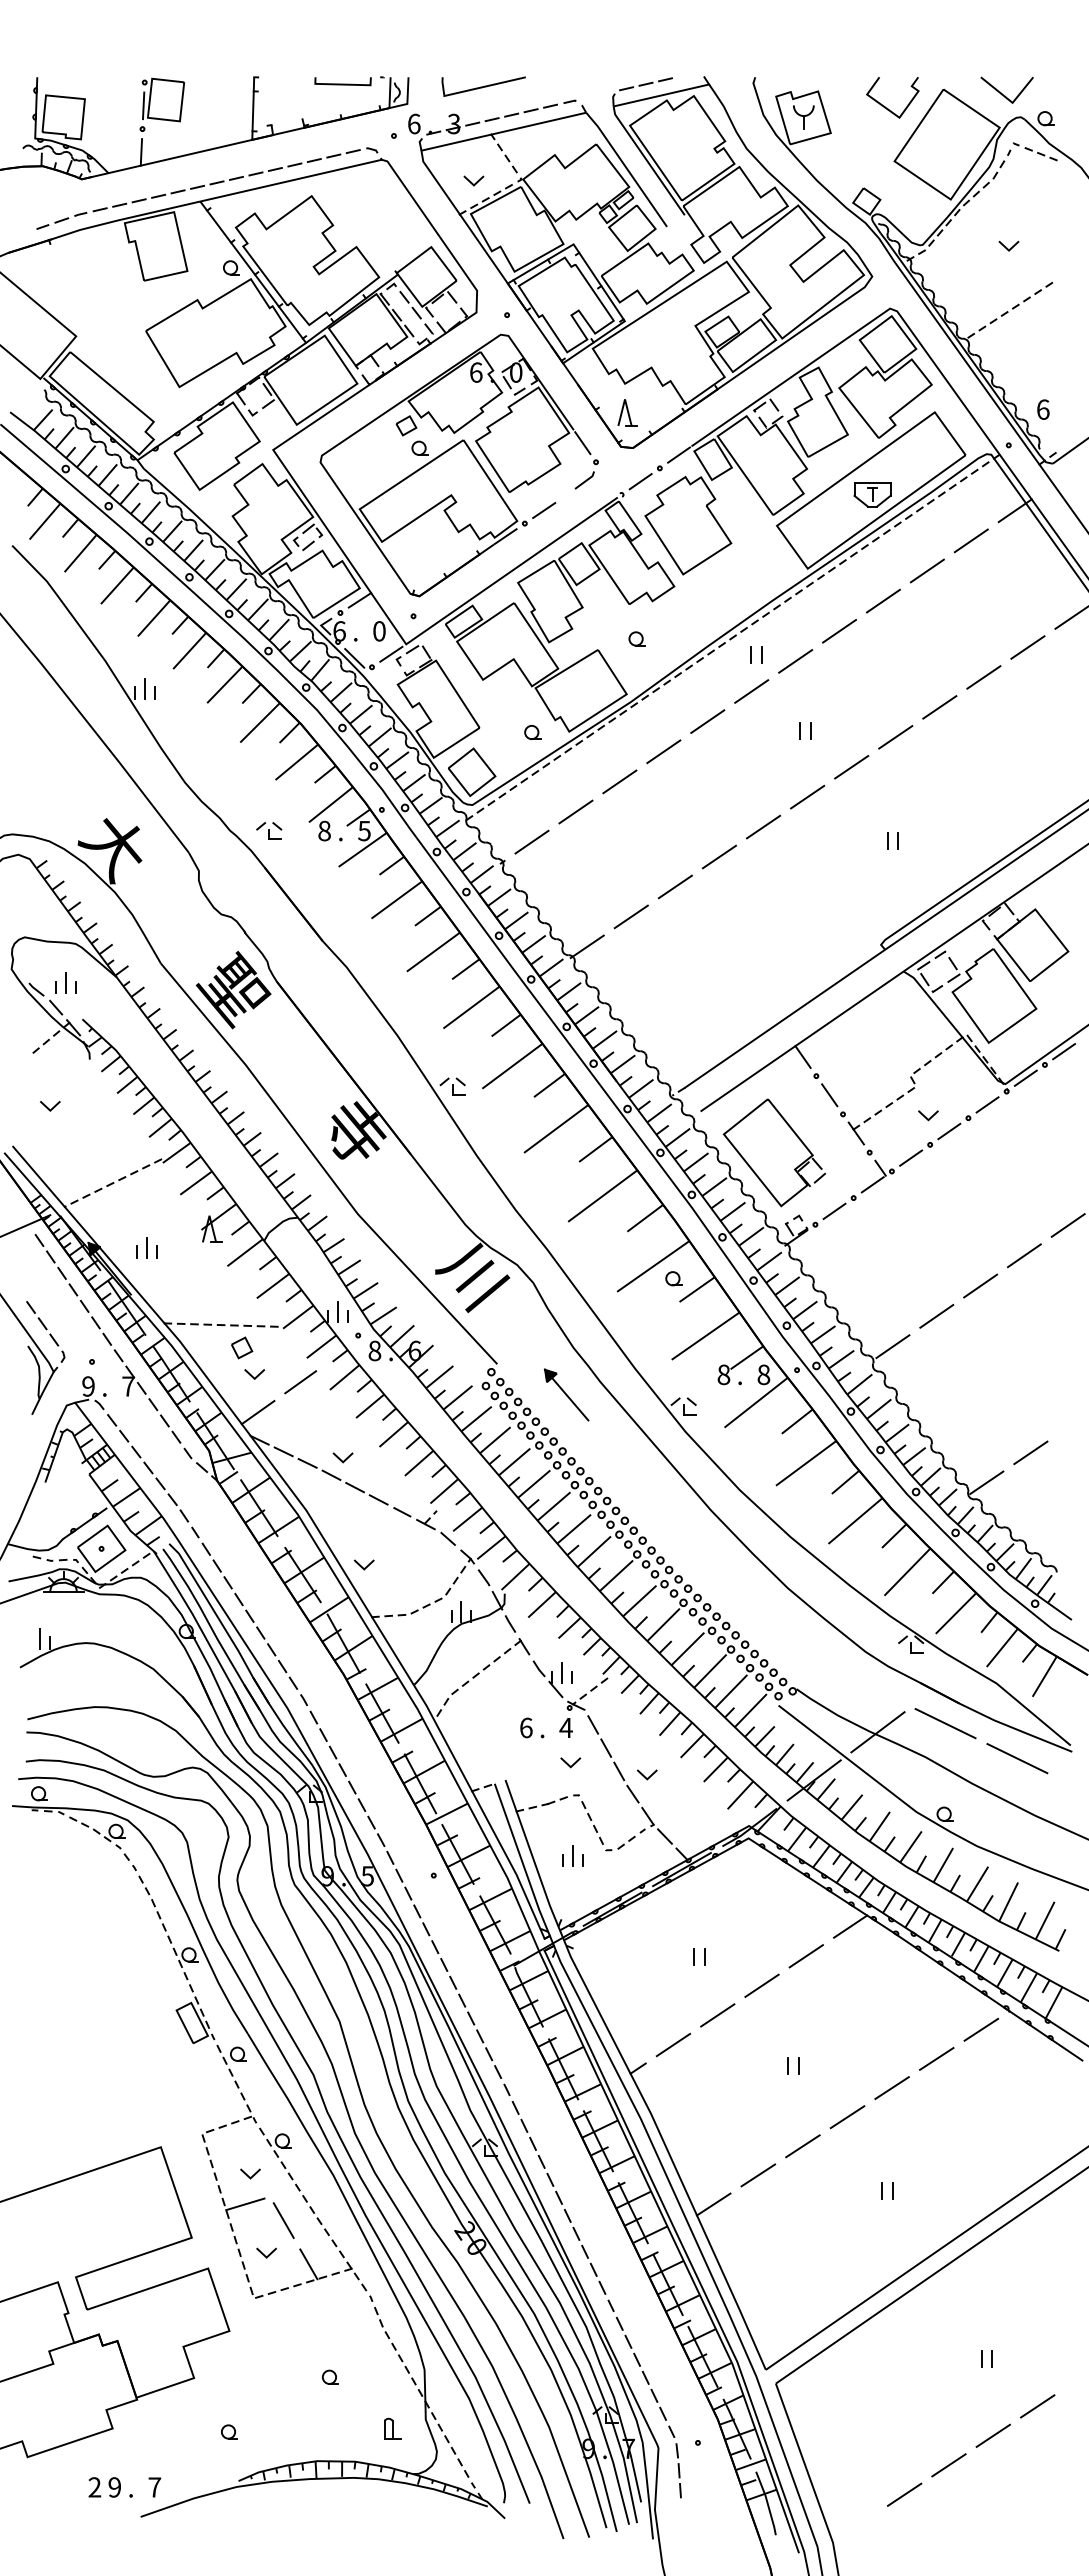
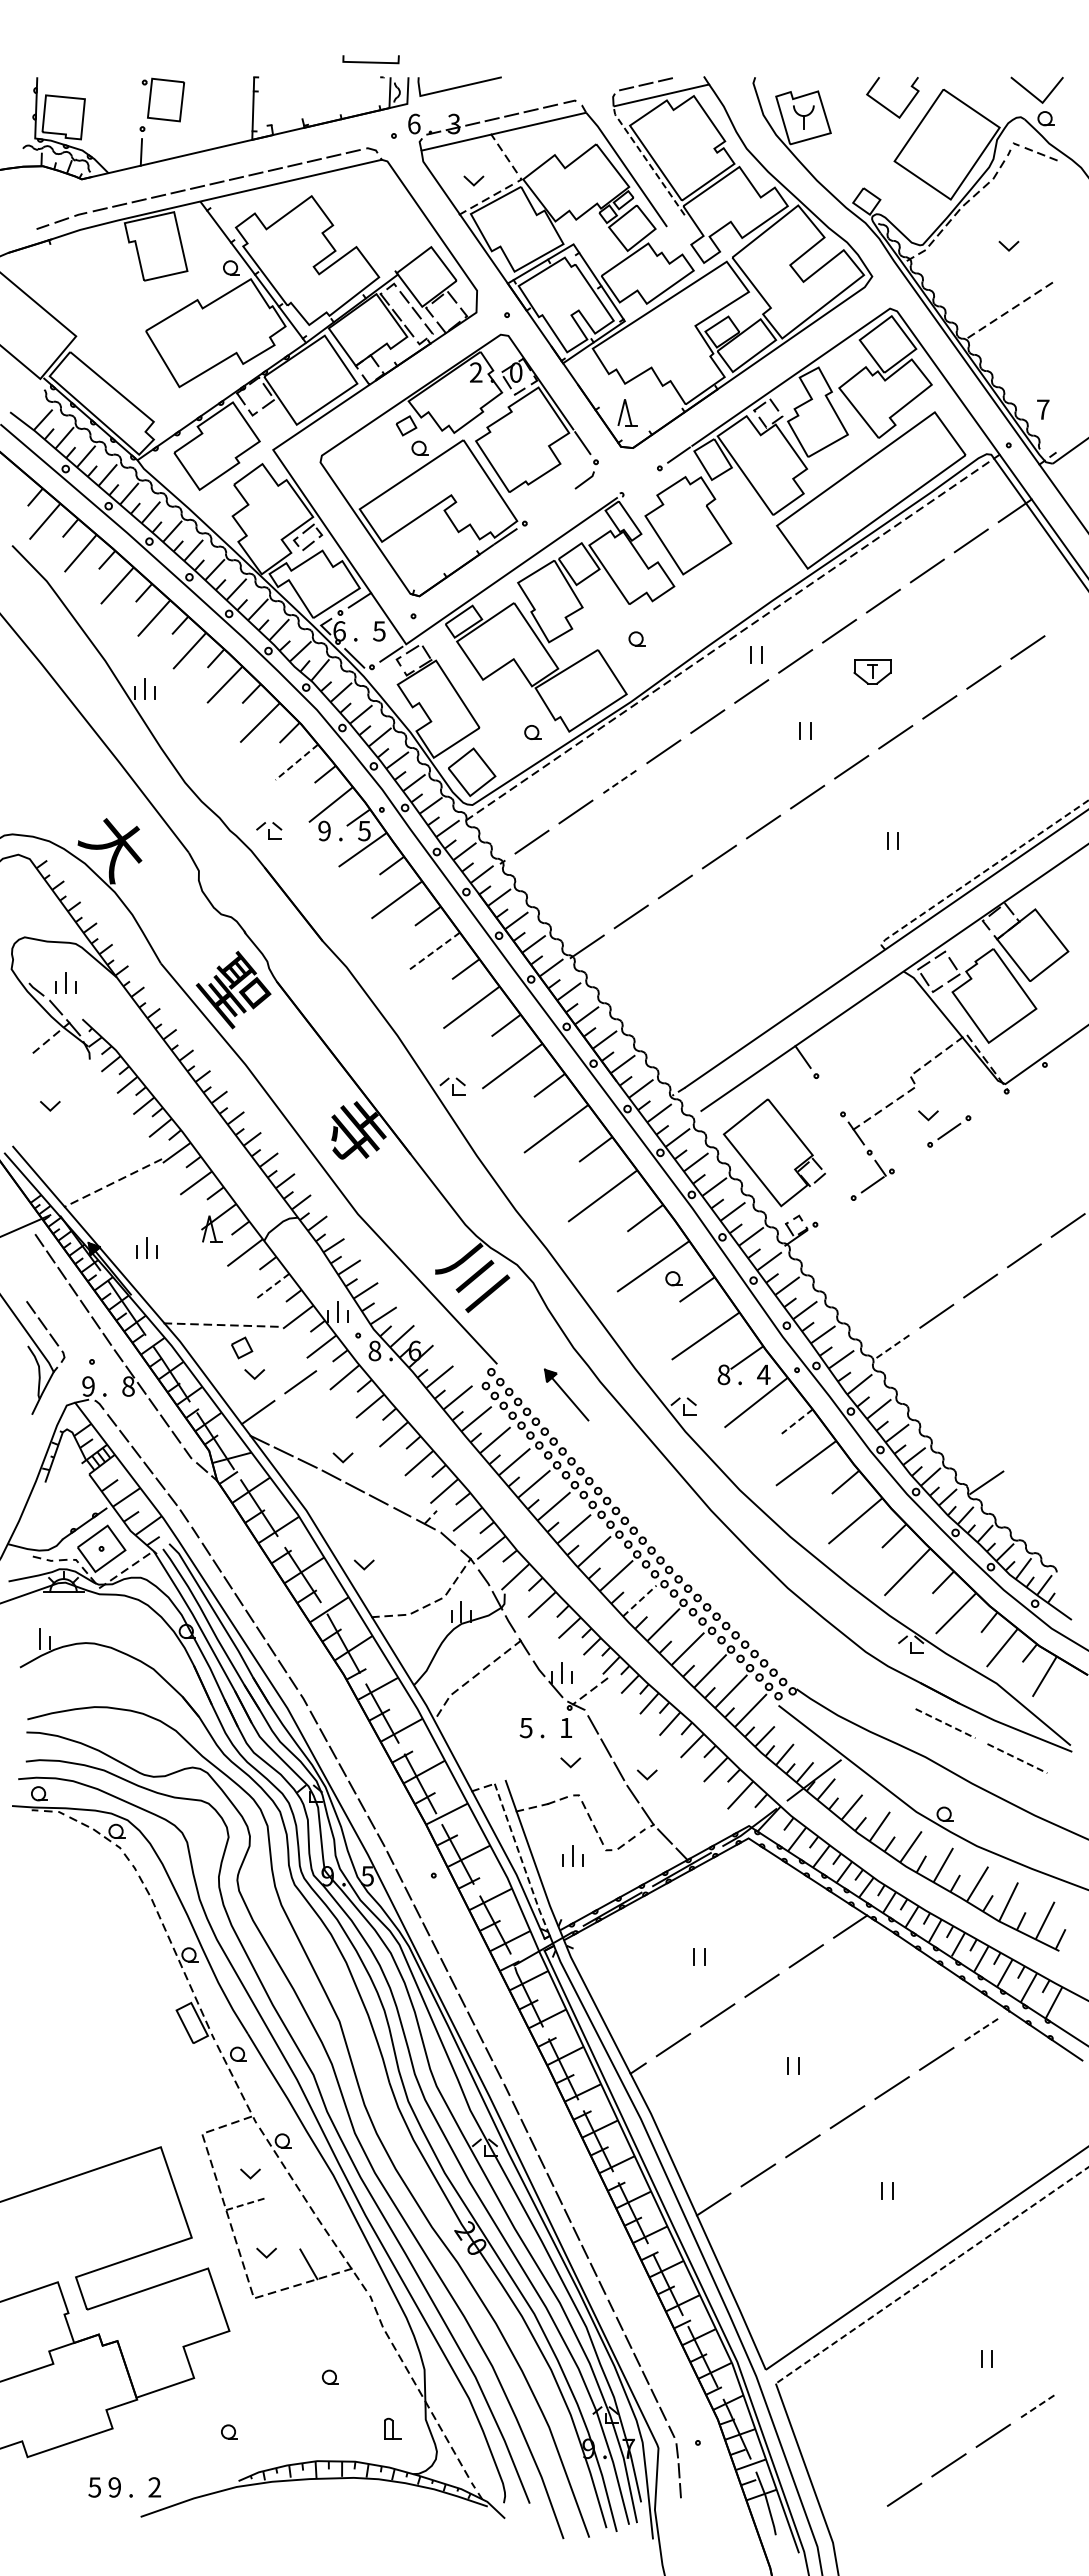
line position: (342, 83) -> (370, 61) (370, 61)
line position: (483, 86) -> (459, 86) (459, 86)
line position: (1002, 93) -> (1032, 93) (1032, 93)
line: present -> none (143, 105)
line: solid -> dashed (646, 160)
text: 6 -> 2 (476, 372)
text: 6 -> 7 (1043, 409)
line: present -> none (640, 481)
part position: (872, 494) -> (872, 671) (872, 671)
line: present -> none (544, 510)
line: present -> none (1070, 618)
text: 0 -> 5 (379, 631)
line: solid -> dashed (296, 762)
line: solid -> dashed (619, 781)
text: 8 -> 9 (324, 830)
line: solid -> dashed (979, 875)
line: solid -> dashed (433, 952)
line: present -> none (1064, 1051)
line: present -> none (1025, 1077)
line: present -> none (829, 1095)
line: present -> none (987, 1104)
line: present -> none (910, 1157)
line: present -> none (834, 1211)
line: solid -> dashed (272, 1286)
line: solid -> dashed (892, 1346)
text: 8 -> 4 (763, 1374)
text: 7 -> 8 (128, 1386)
line: solid -> dashed (797, 1421)
line: present -> none (1030, 1452)
line: solid -> dashed (639, 1601)
line: solid -> dashed (946, 1723)
text: 6 -> 5 (525, 1727)
text: 4 -> 1 (565, 1727)
line: present -> none (877, 1732)
line: solid -> dashed (1017, 1758)
line: solid -> dashed (521, 1859)
line: solid -> dashed (981, 2029)
line: solid -> dashed (245, 2204)
line: present -> none (283, 2220)
line: solid -> dashed (932, 2275)
line: solid -> dashed (1037, 2406)
text: 2 -> 5 (94, 2487)
text: 7 -> 2 (154, 2487)
